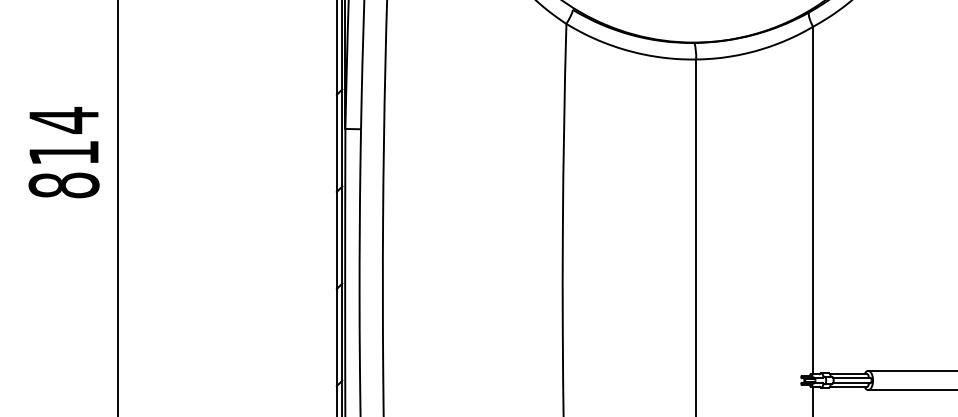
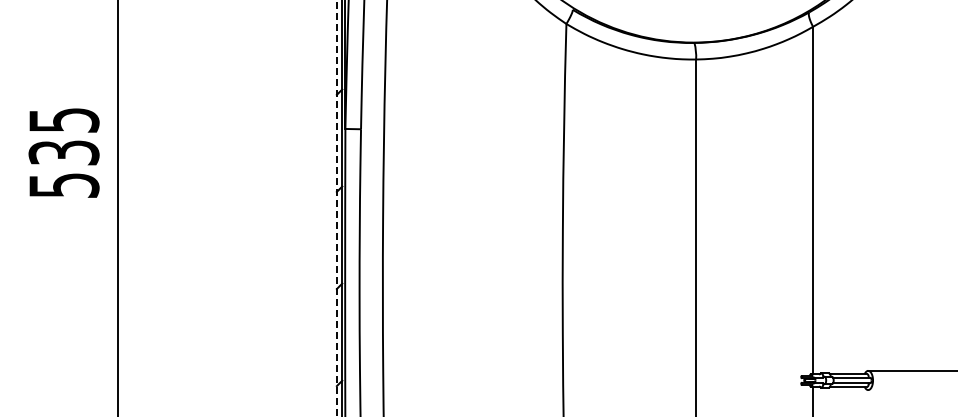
text: 814 -> 535 (63, 152)
line: solid -> dashed (336, 208)
line: present -> none (911, 390)
